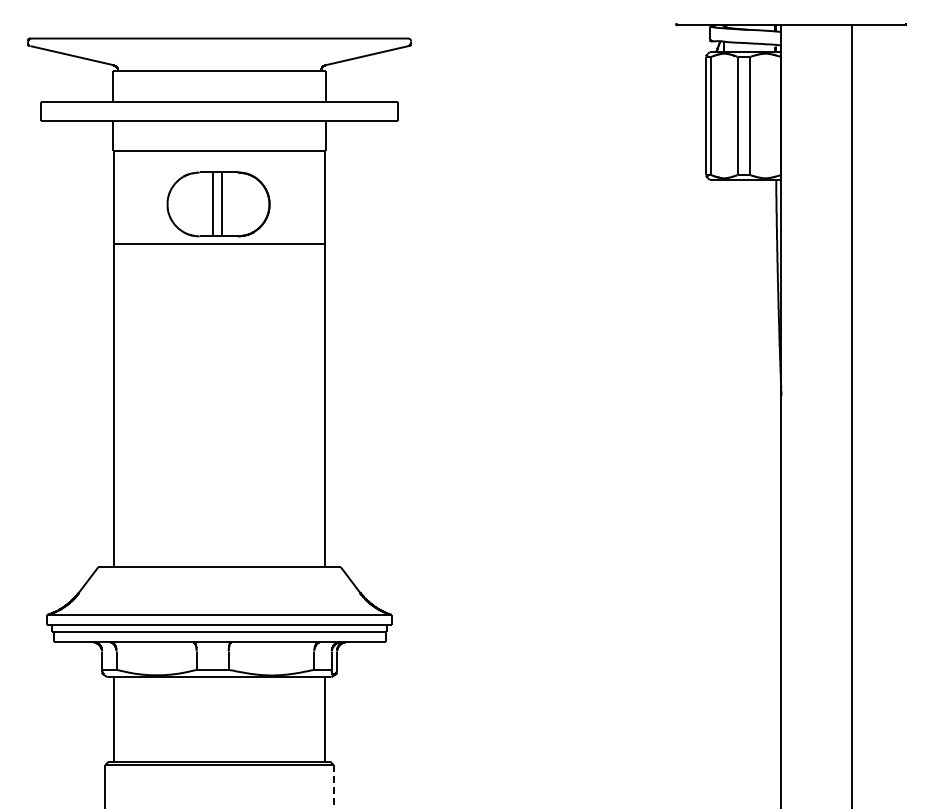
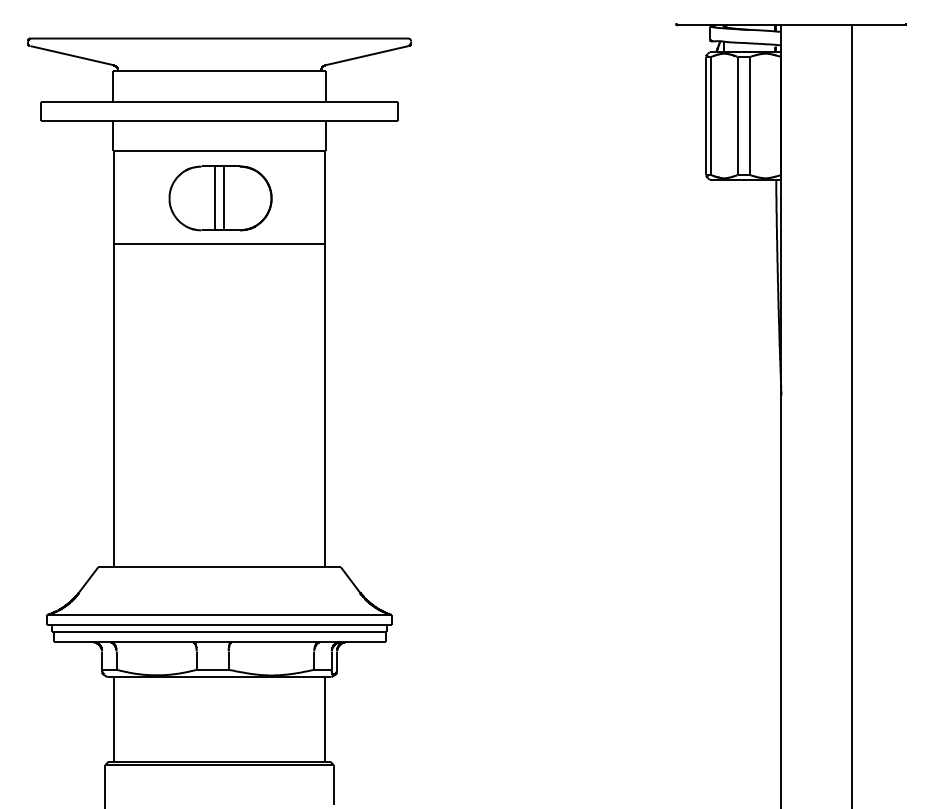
part position: (218, 204) -> (220, 198) (220, 198)
line: dashed -> solid (333, 784)
